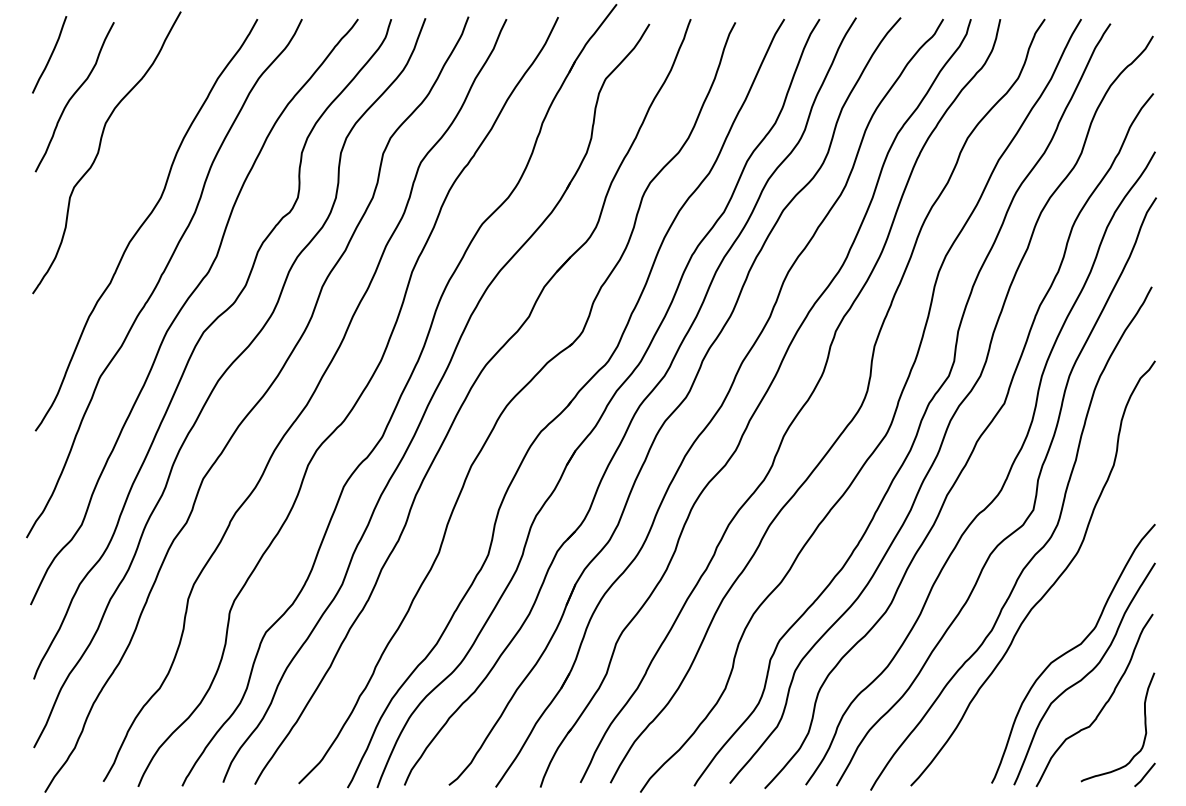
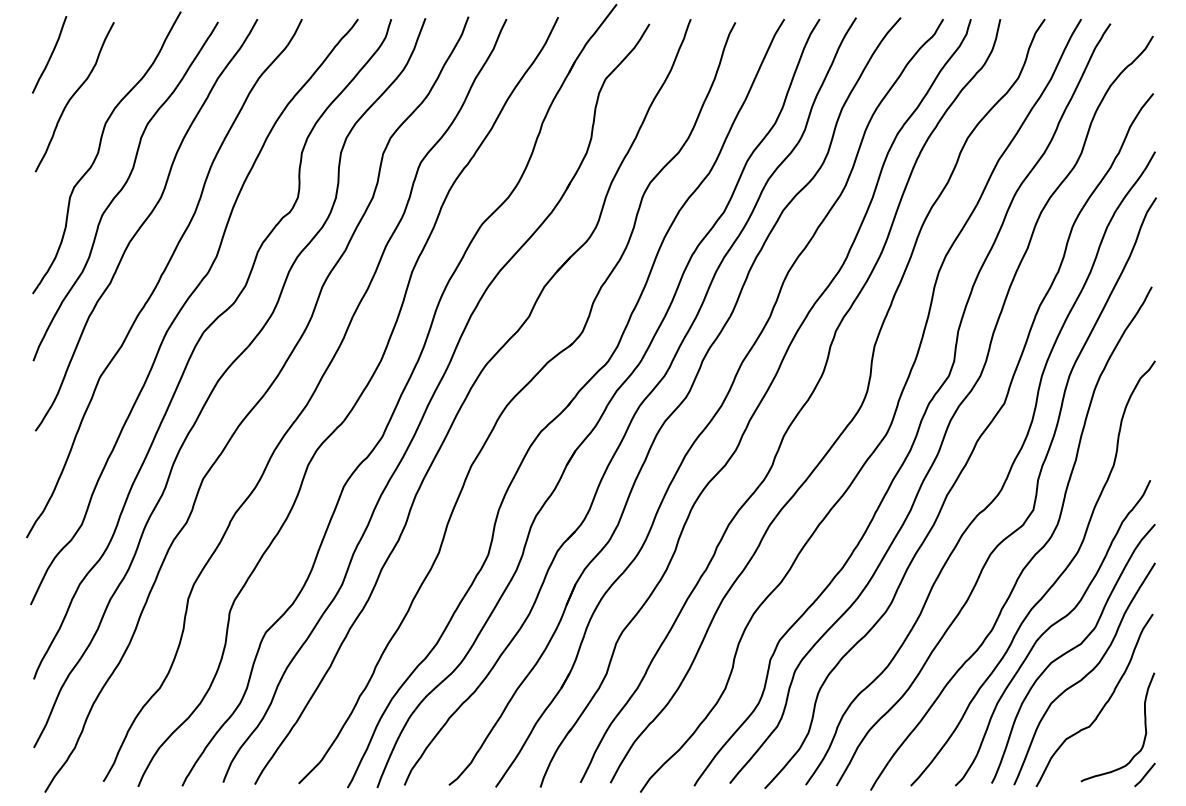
curve: none -> present (123, 188)
curve: none -> present (1049, 629)
